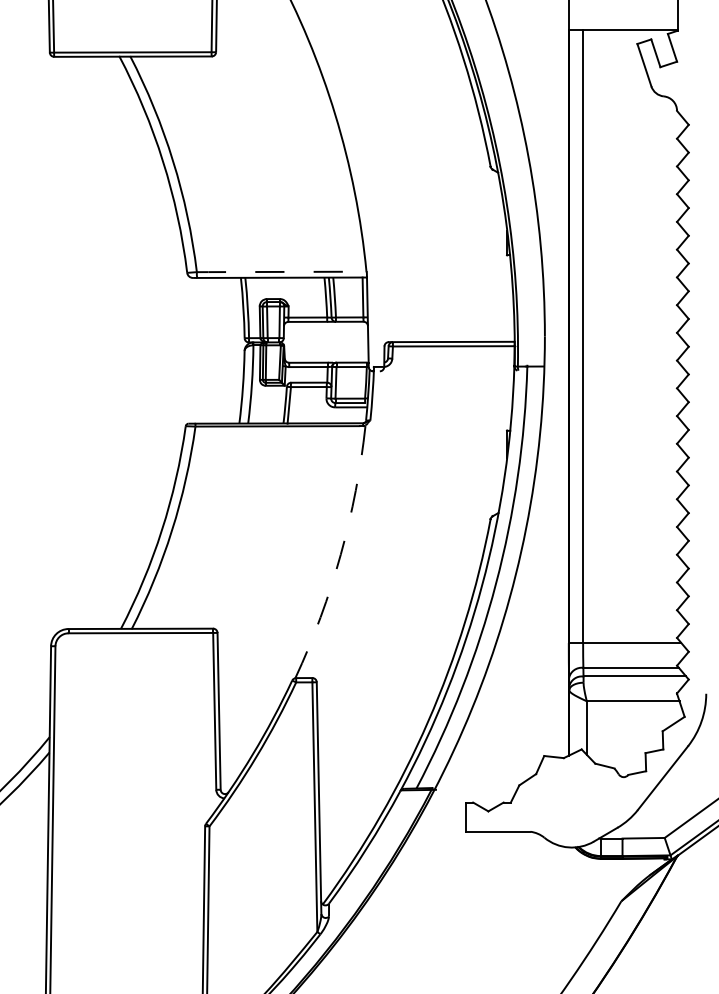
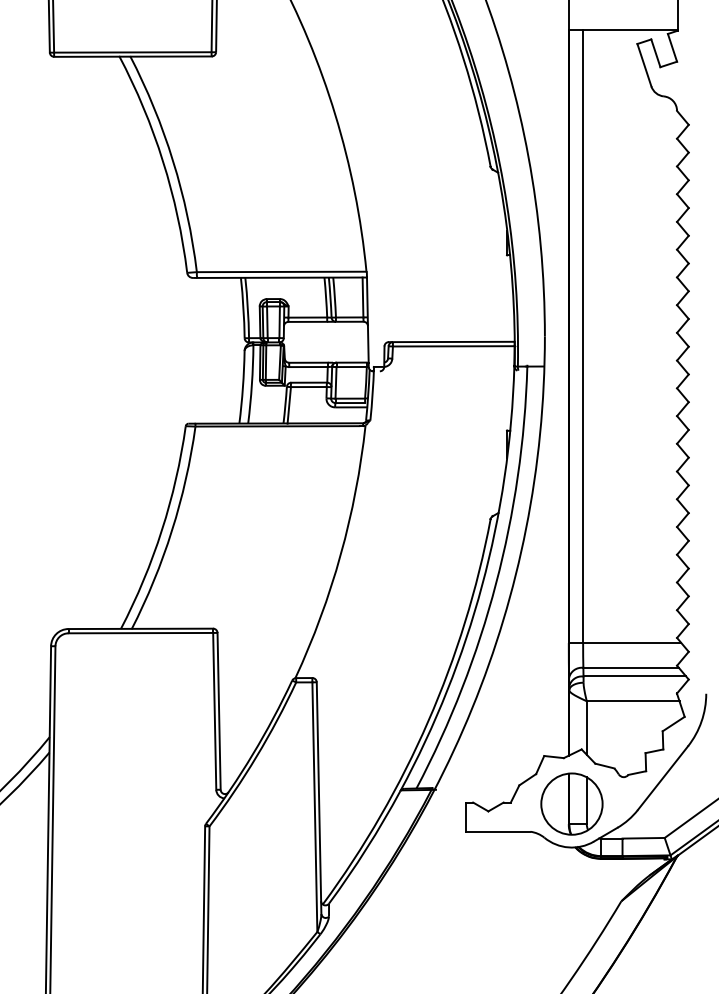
line: dashed -> solid (281, 271)
arc: dashed -> solid (340, 554)
part: none -> present (571, 803)
